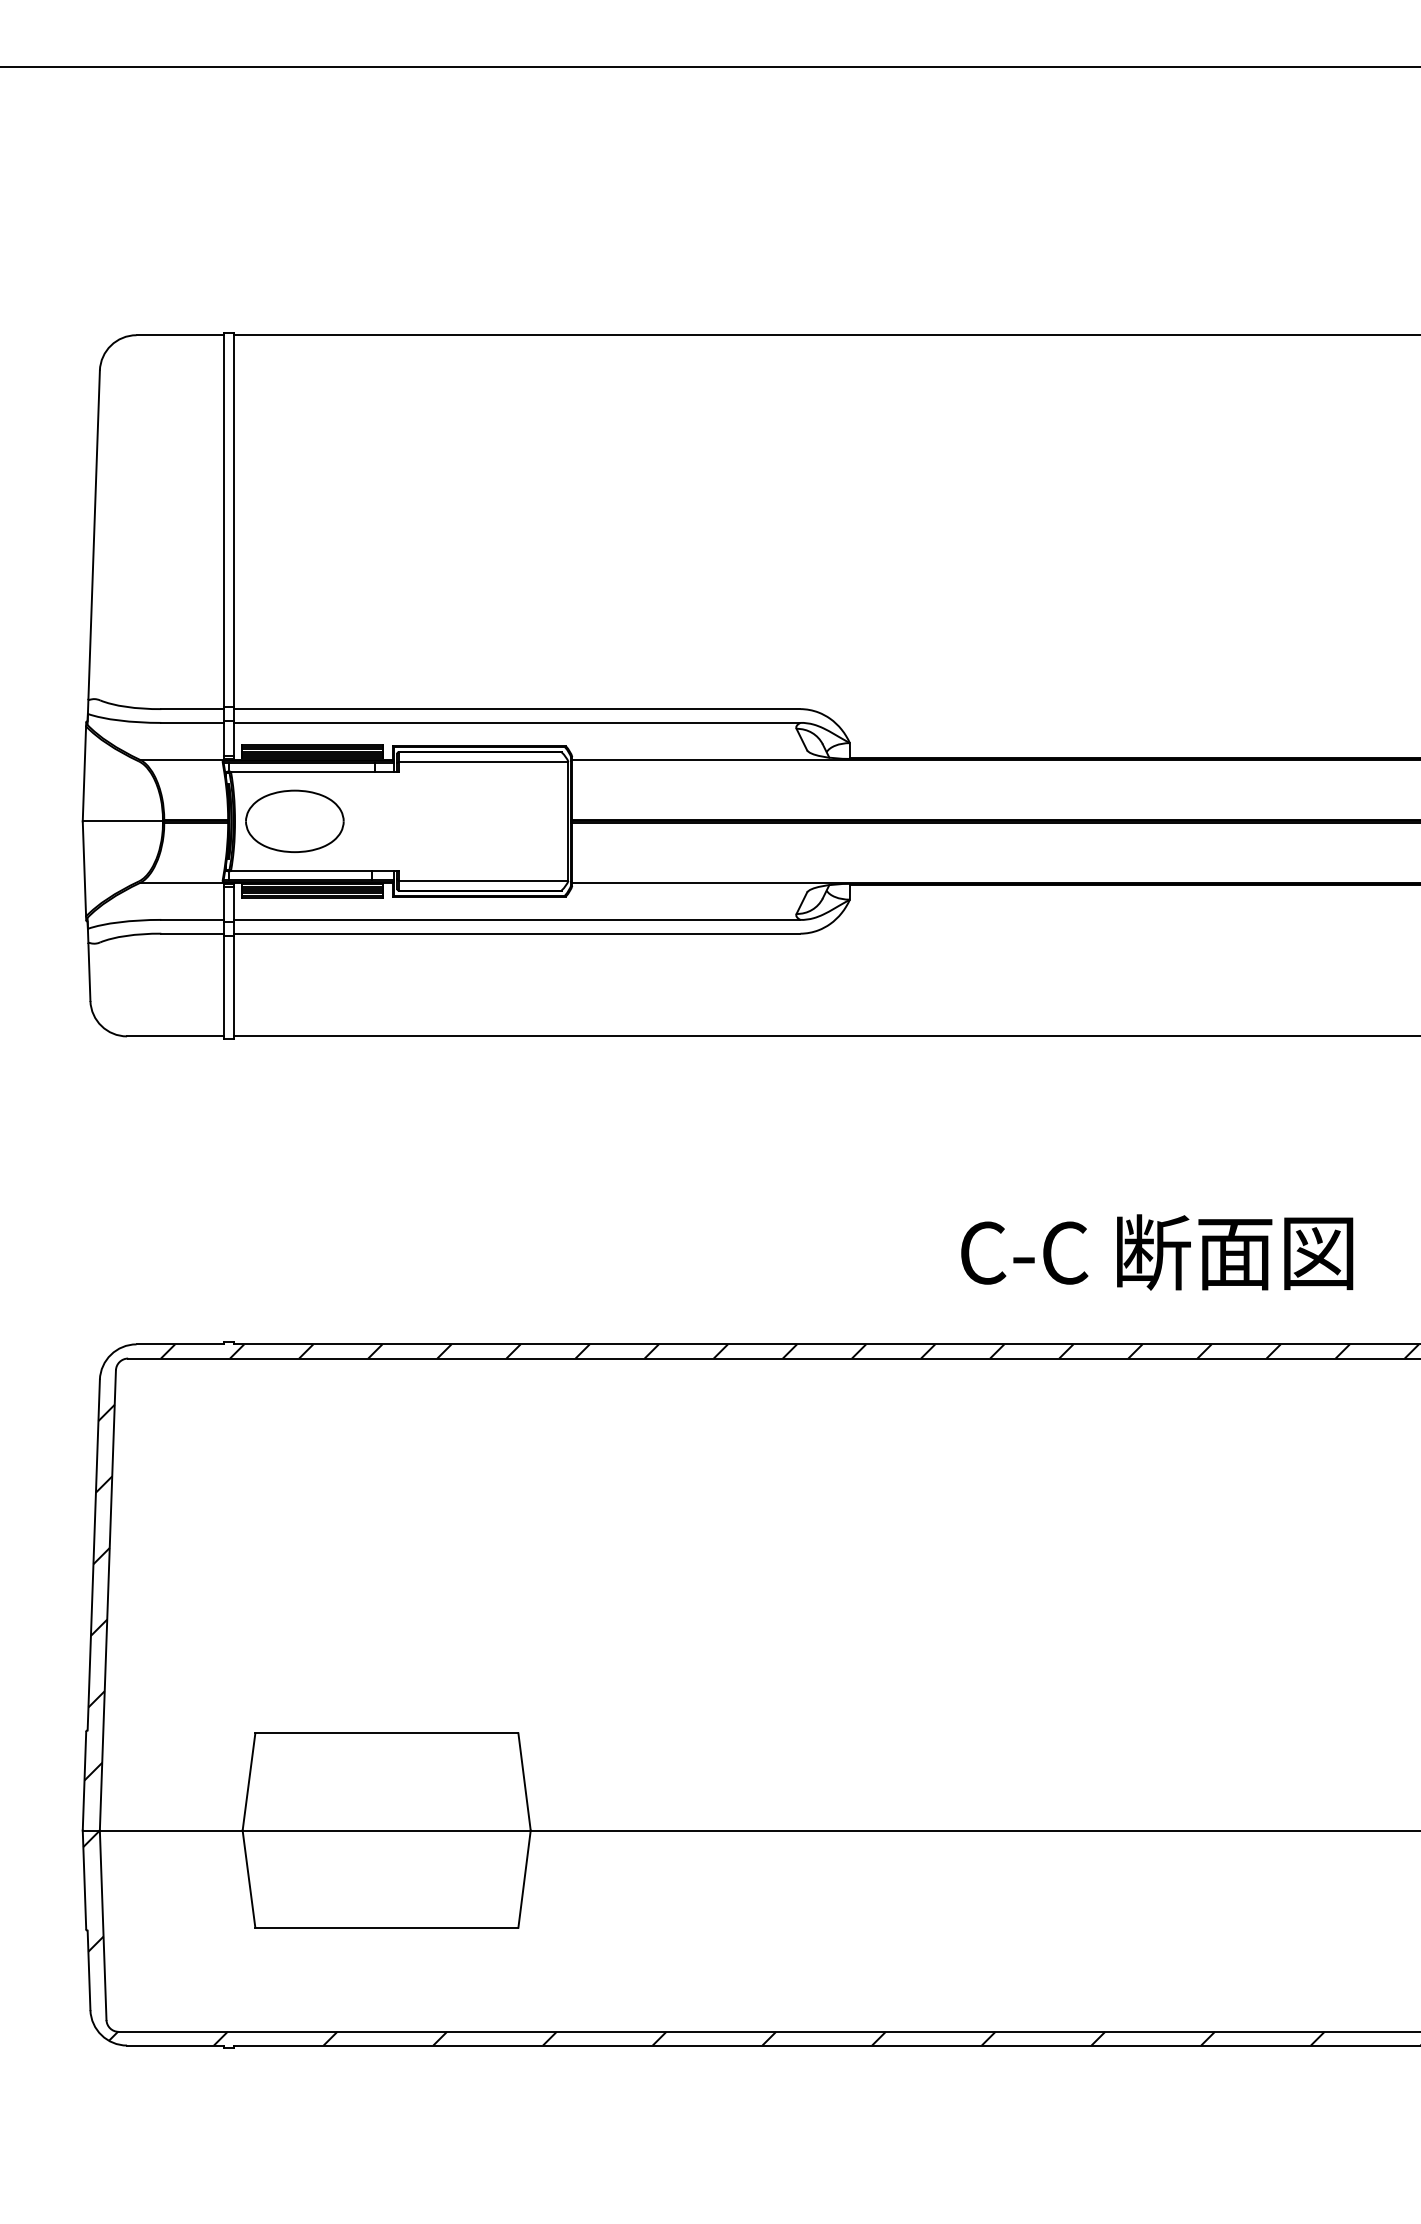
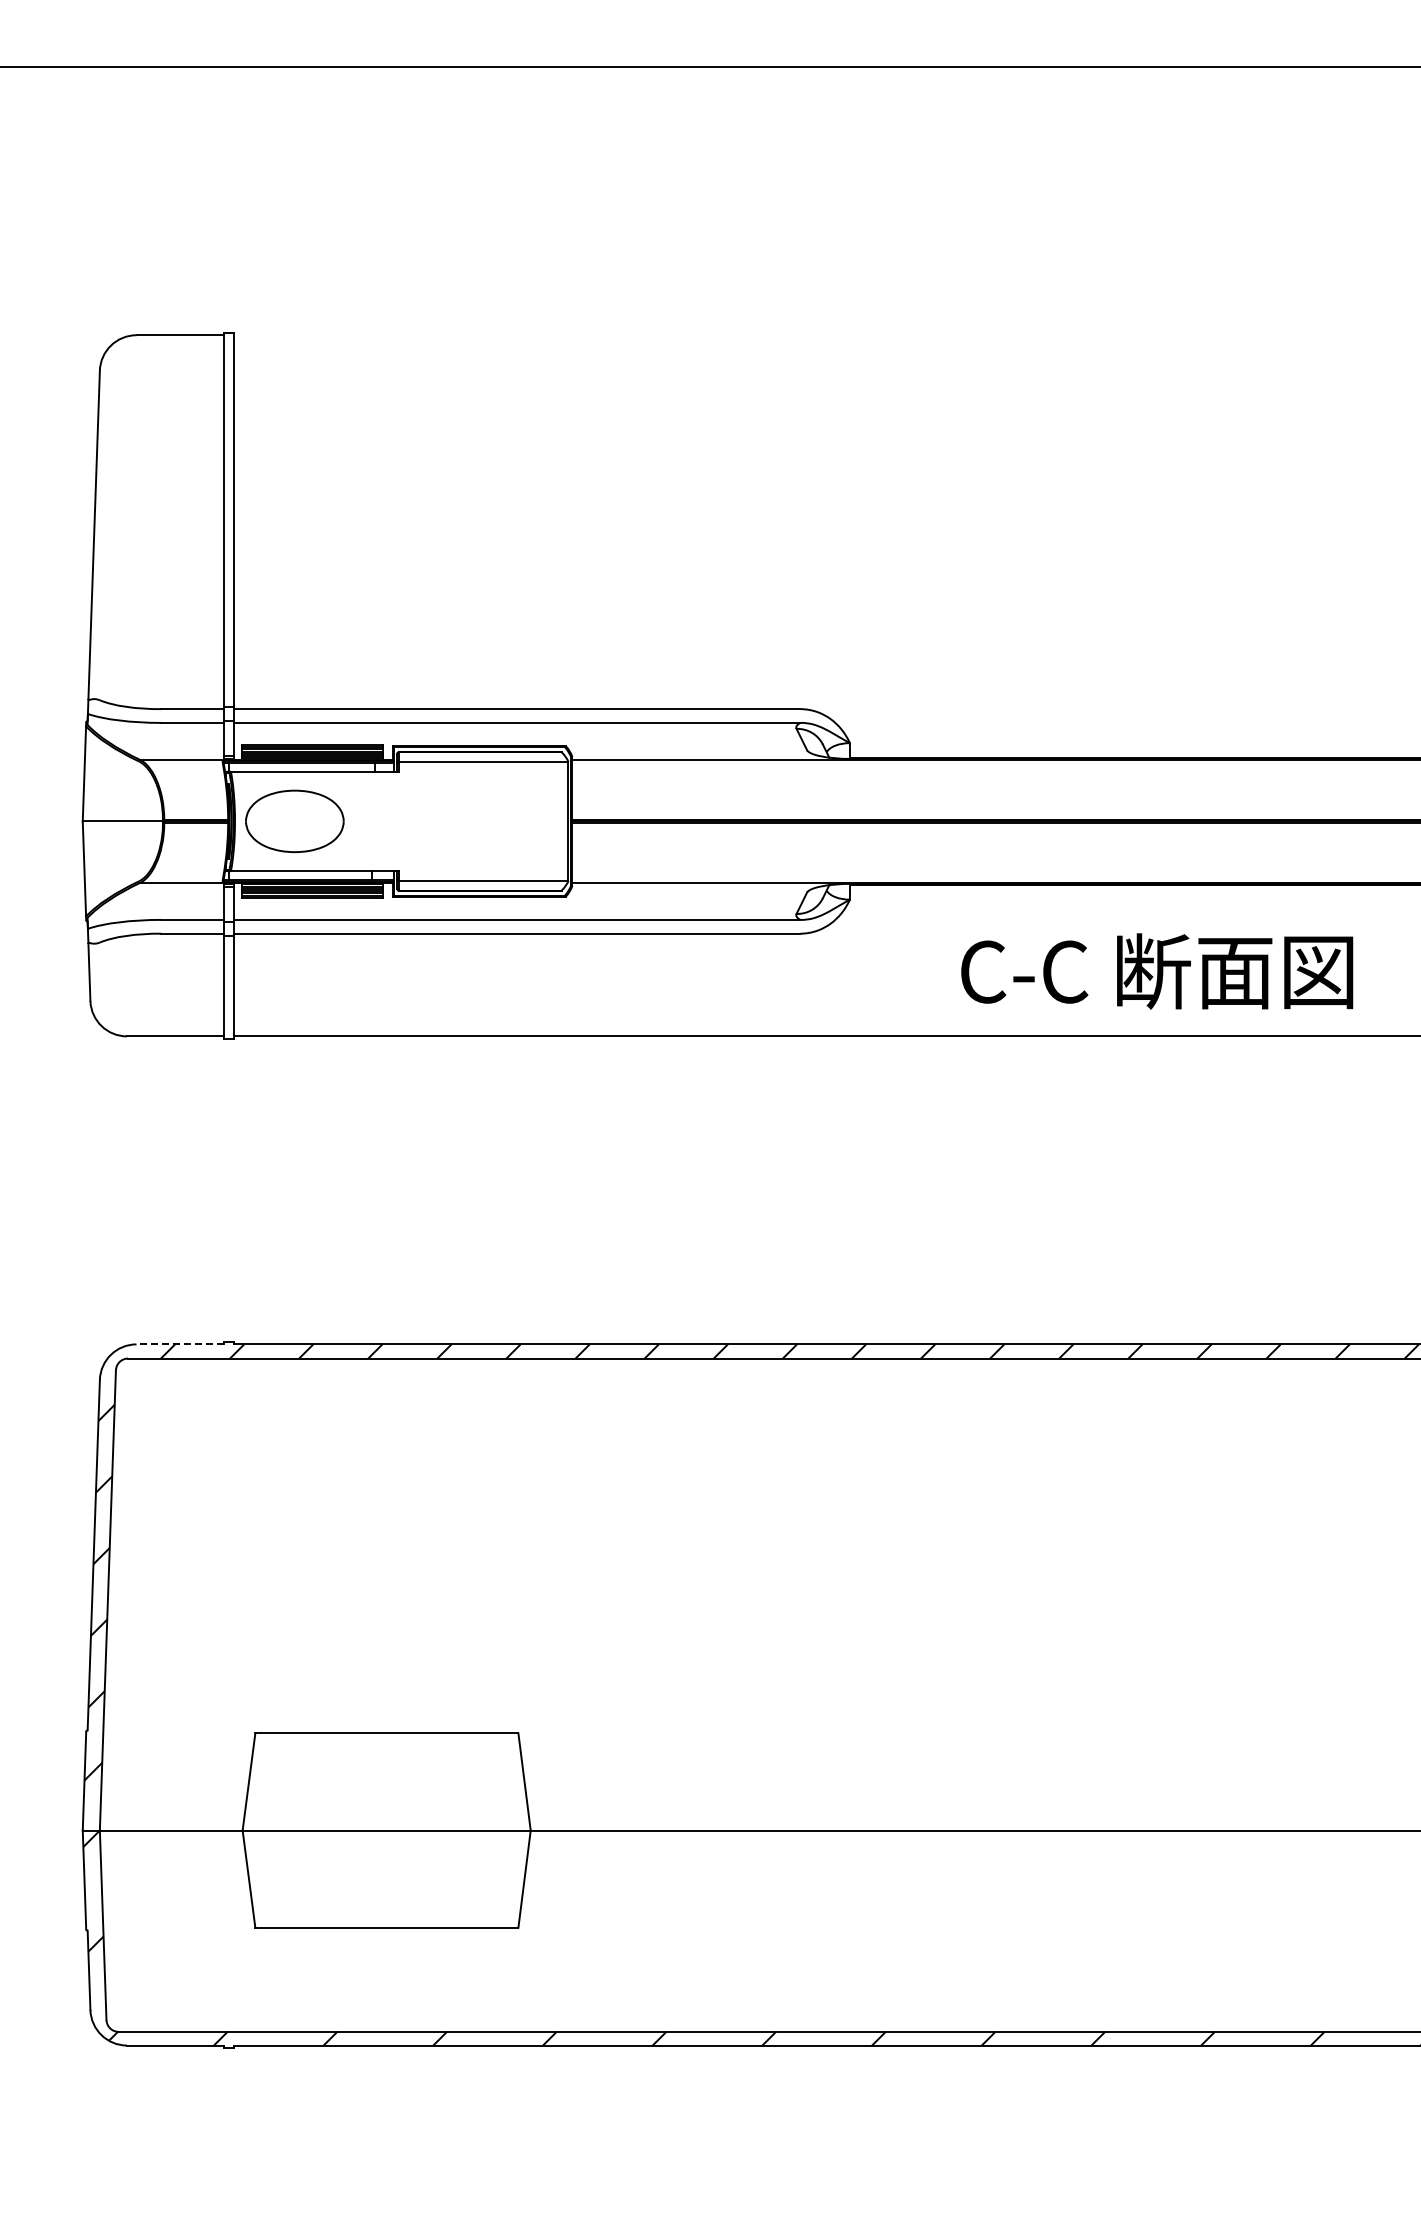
line: present -> none (825, 335)
text position: (1157, 1252) -> (1157, 971) (1157, 971)
line: solid -> dashed (180, 1344)
